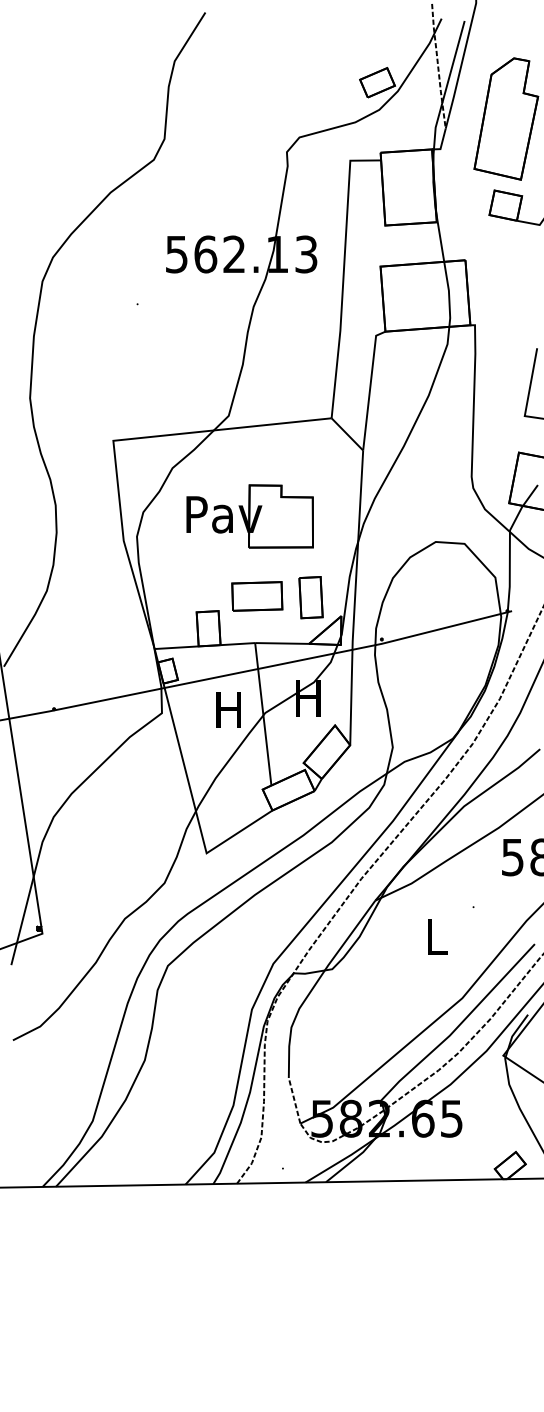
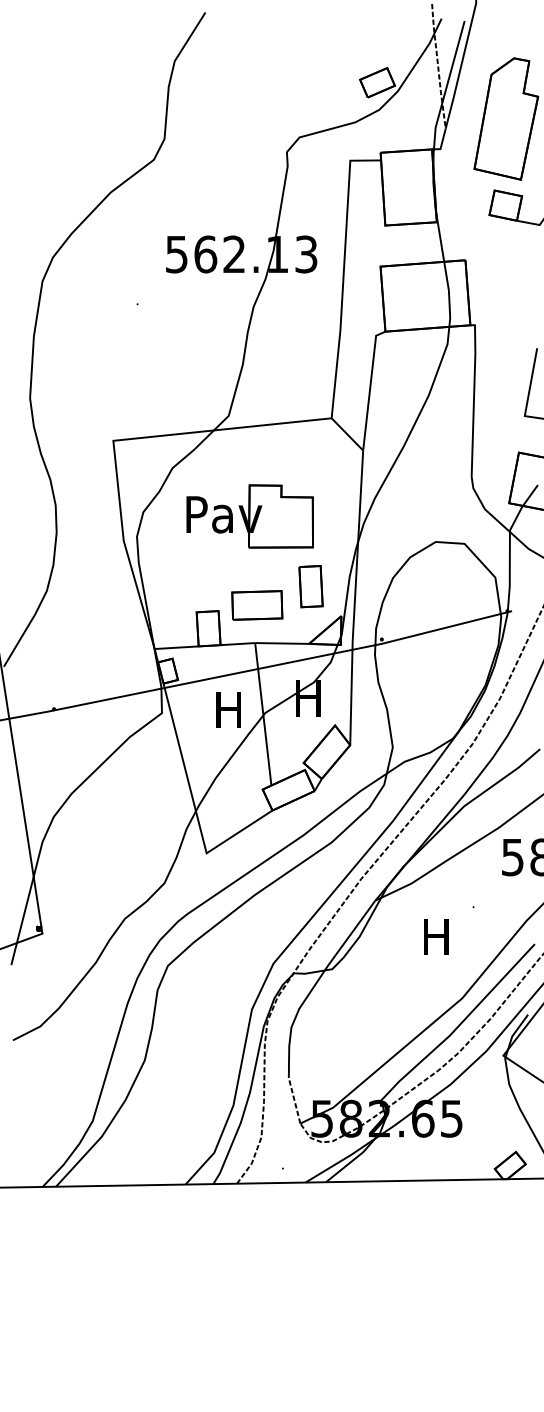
part position: (257, 596) -> (257, 605) (257, 605)
part position: (310, 597) -> (310, 586) (310, 586)
text: L -> H (436, 936)
